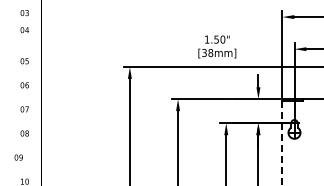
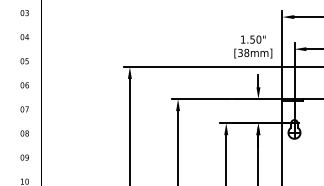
text position: (24, 30) -> (24, 37) (24, 37)
text position: (217, 46) -> (253, 46) (253, 46)
line: dashed -> solid (282, 142)
text position: (18, 157) -> (24, 157) (24, 157)
